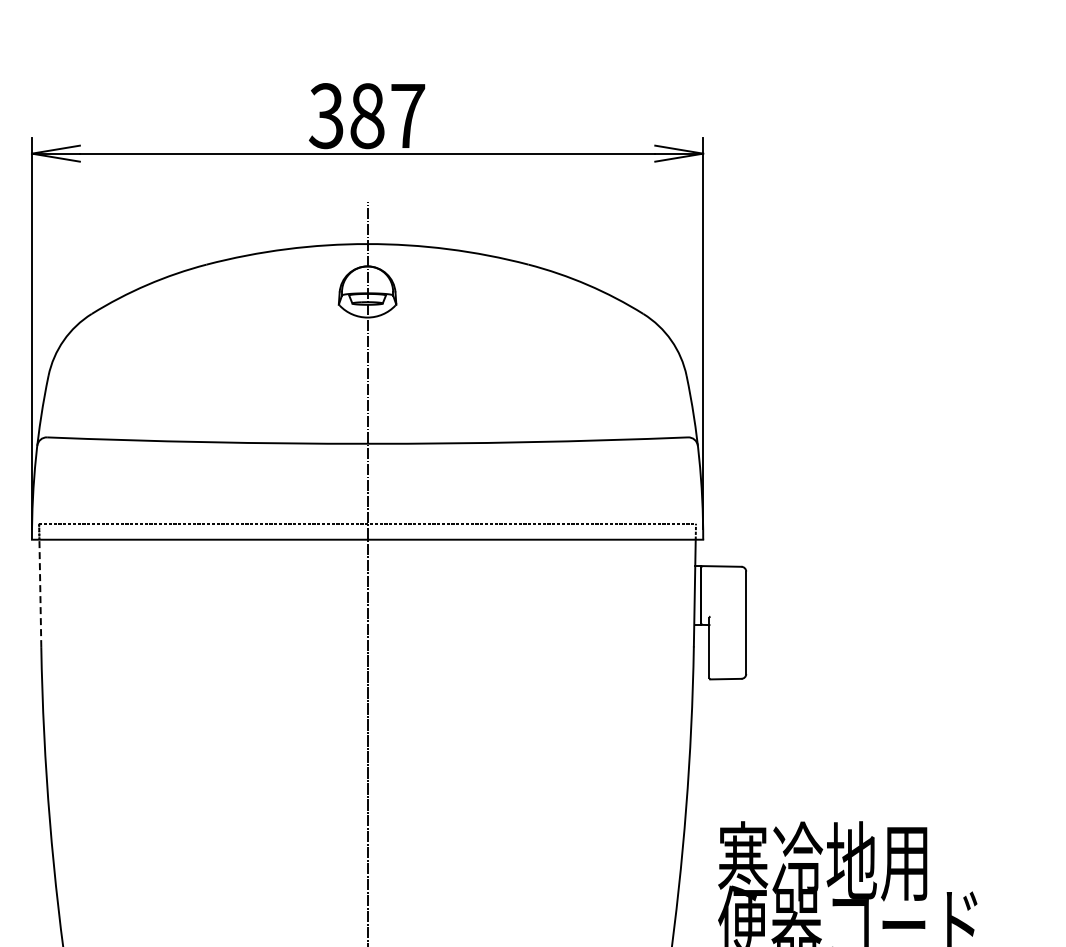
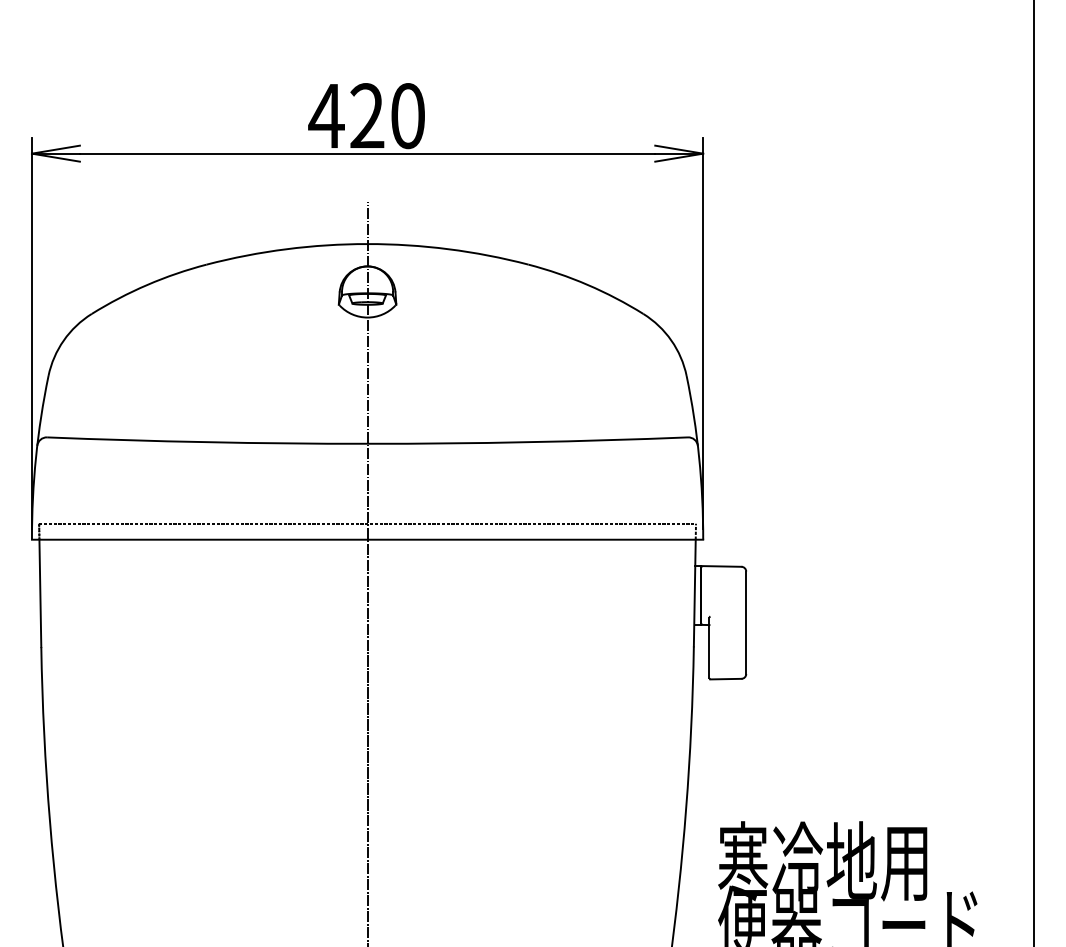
text: 387 -> 420 (366, 116)
line: none -> present (1034, 472)
line: dashed -> solid (40, 593)
